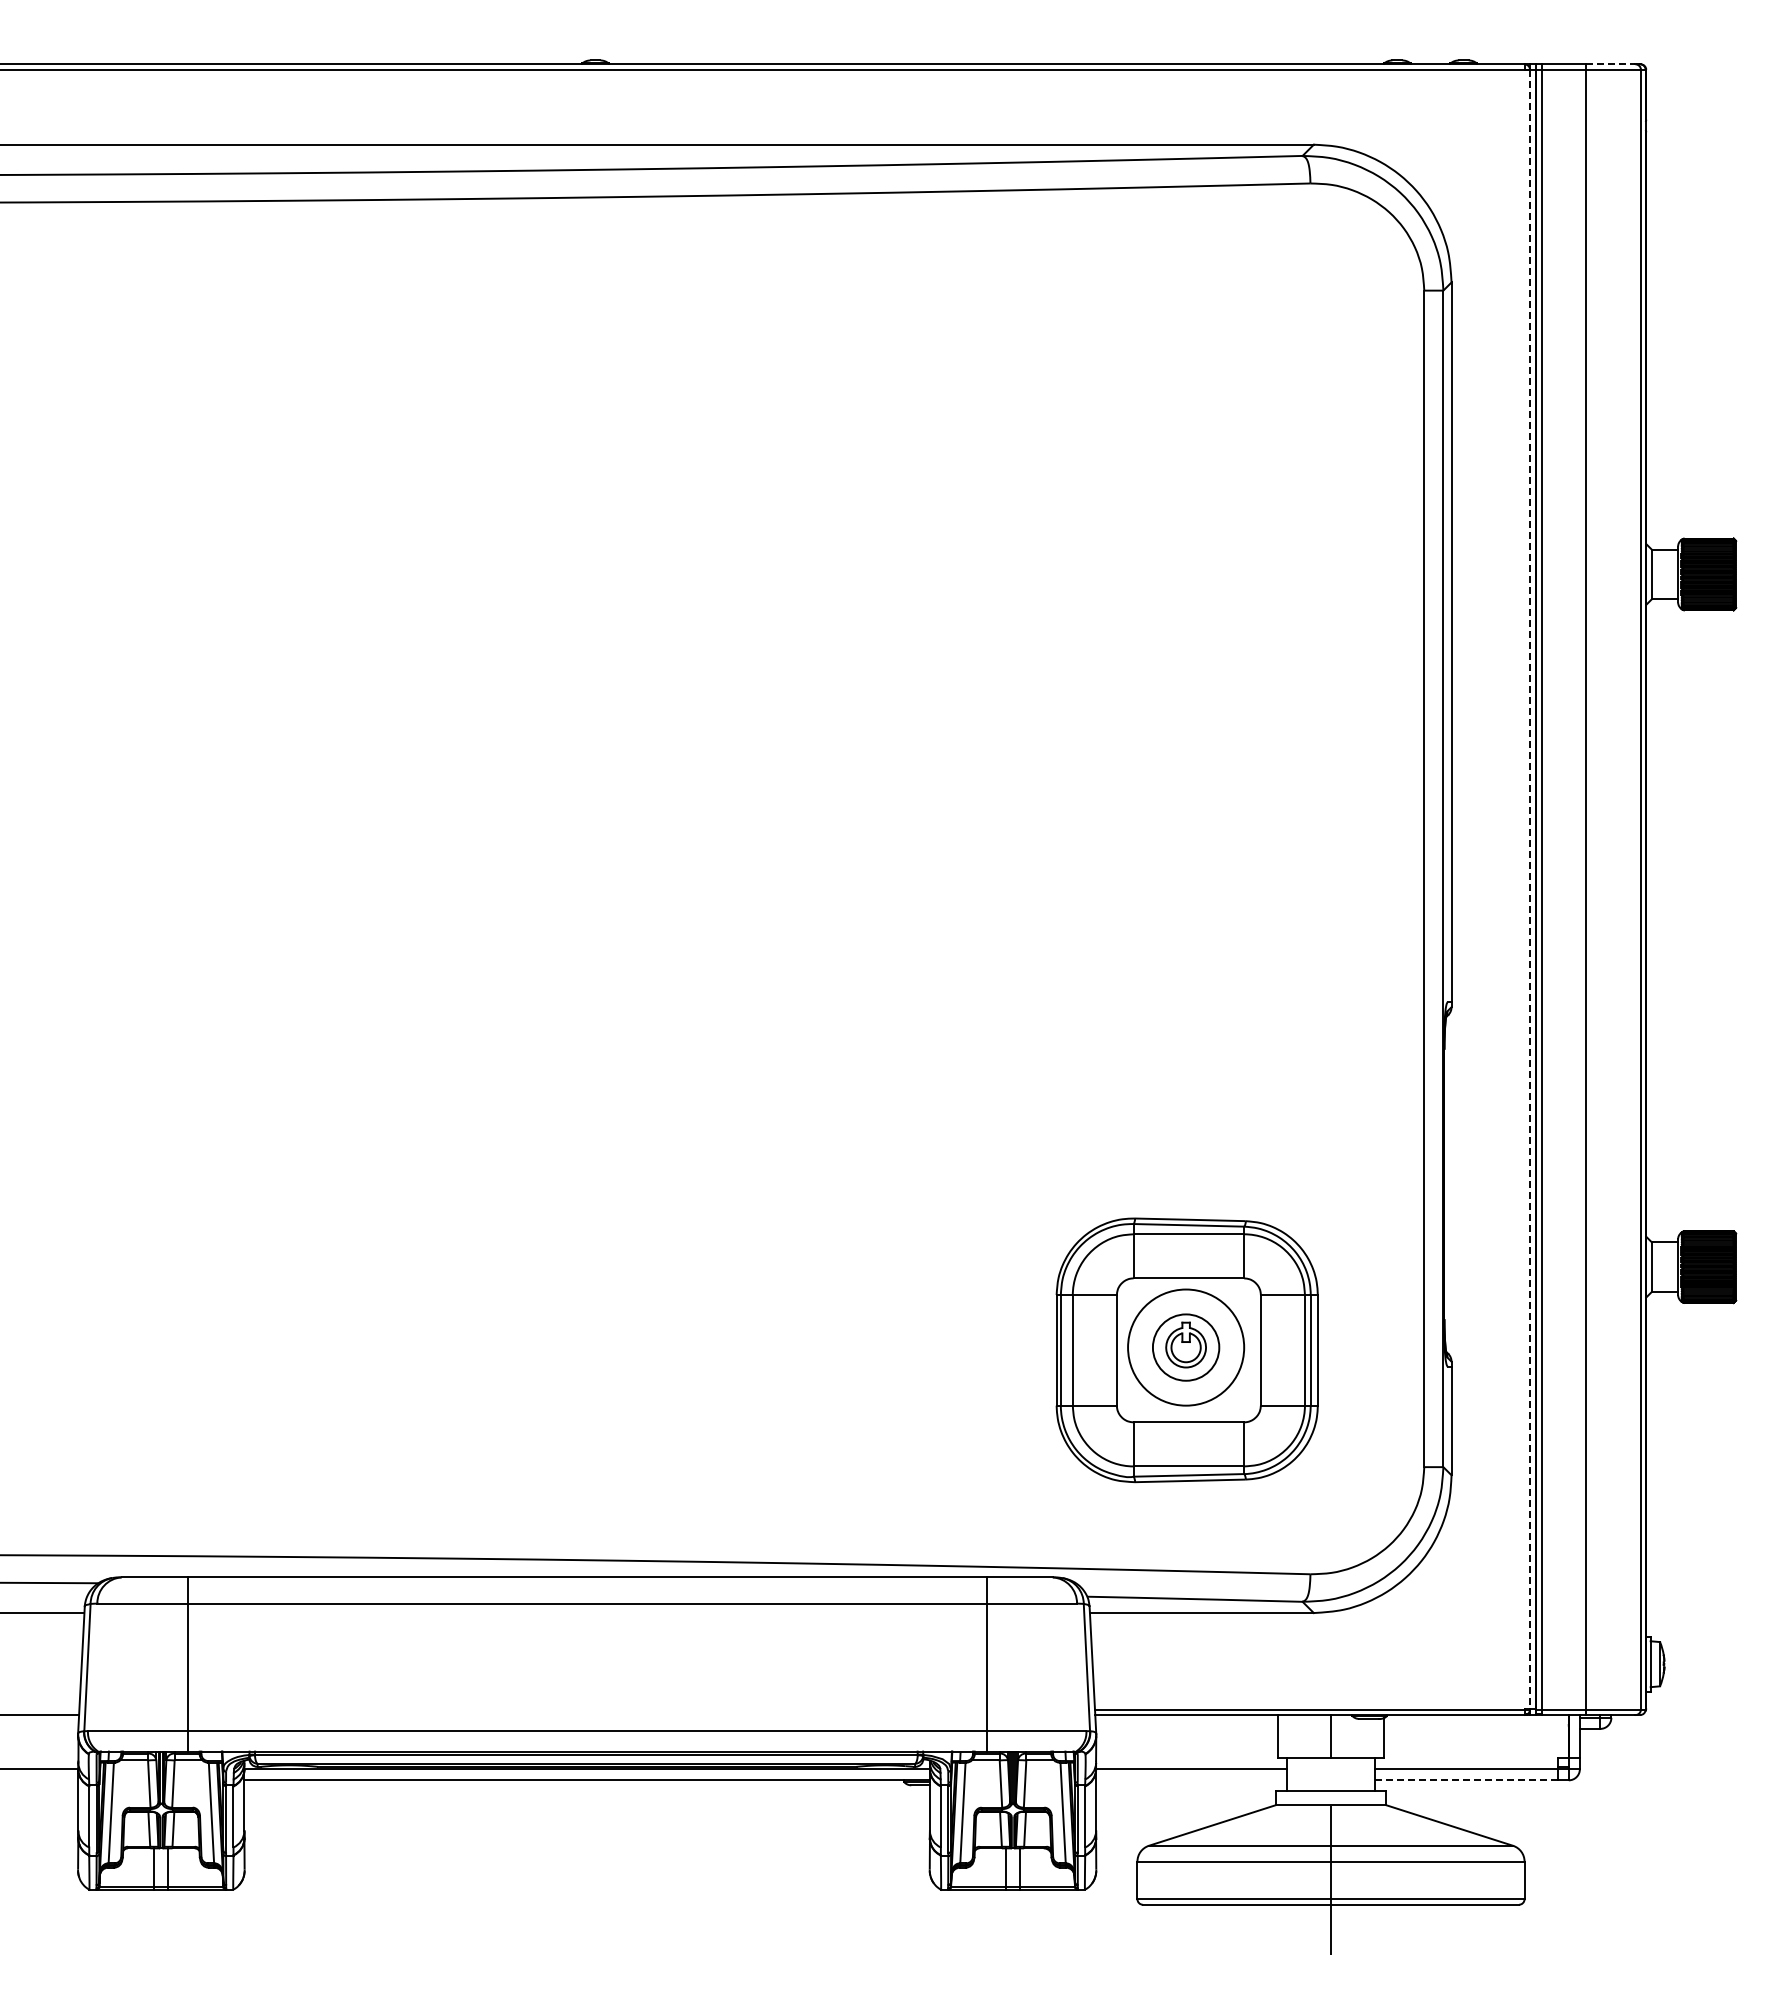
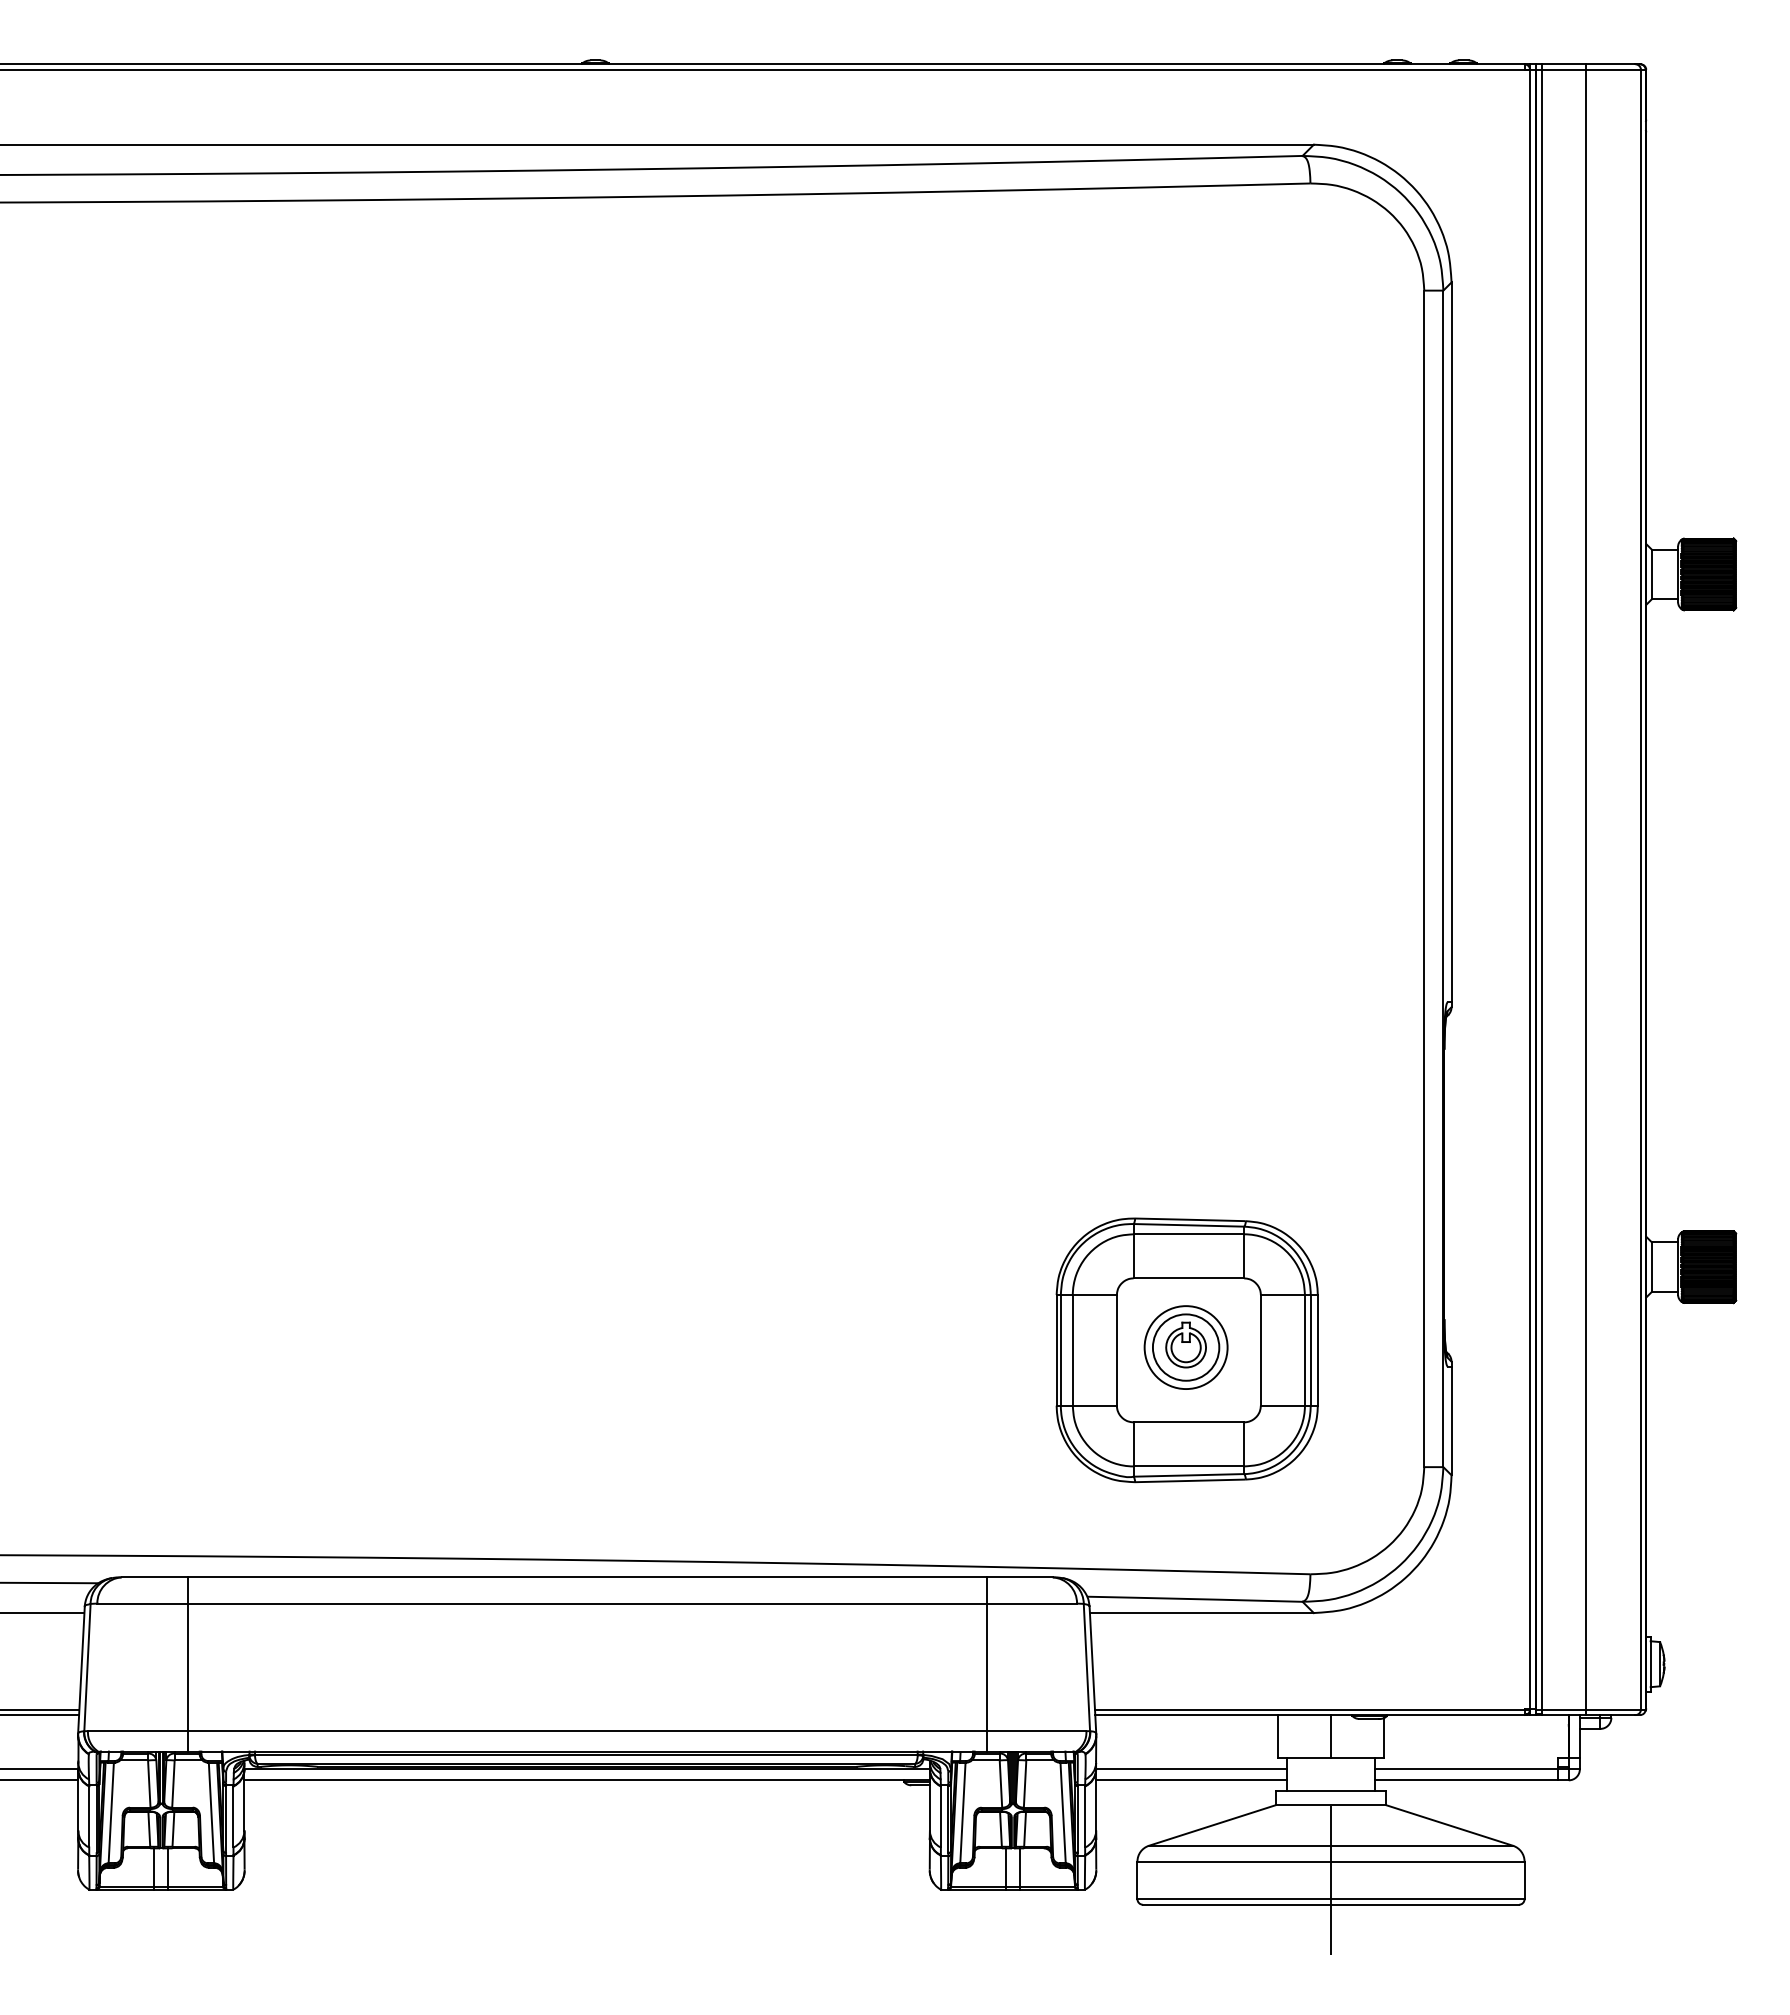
line: dashed -> solid (1610, 64)
line: dashed -> solid (1530, 890)
circle diameter: 116 px -> 83 px (1185, 1347)
line: none -> present (40, 1709)
line: none -> present (40, 1780)
line: none -> present (1191, 1780)
line: dashed -> solid (1467, 1780)
